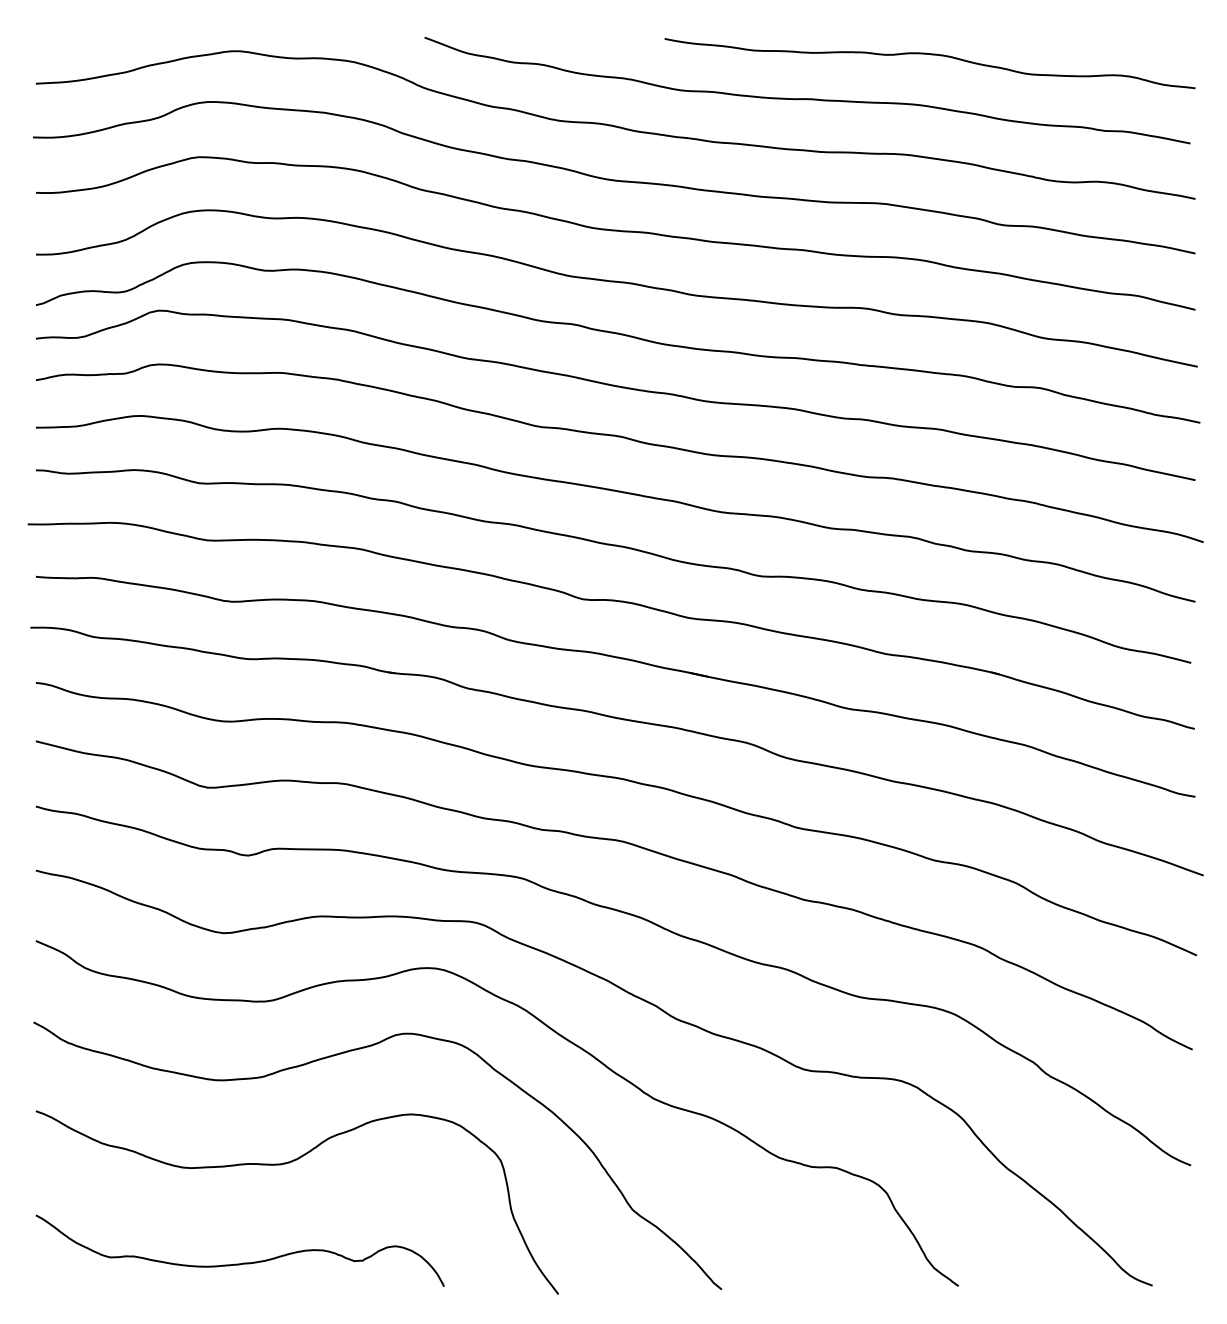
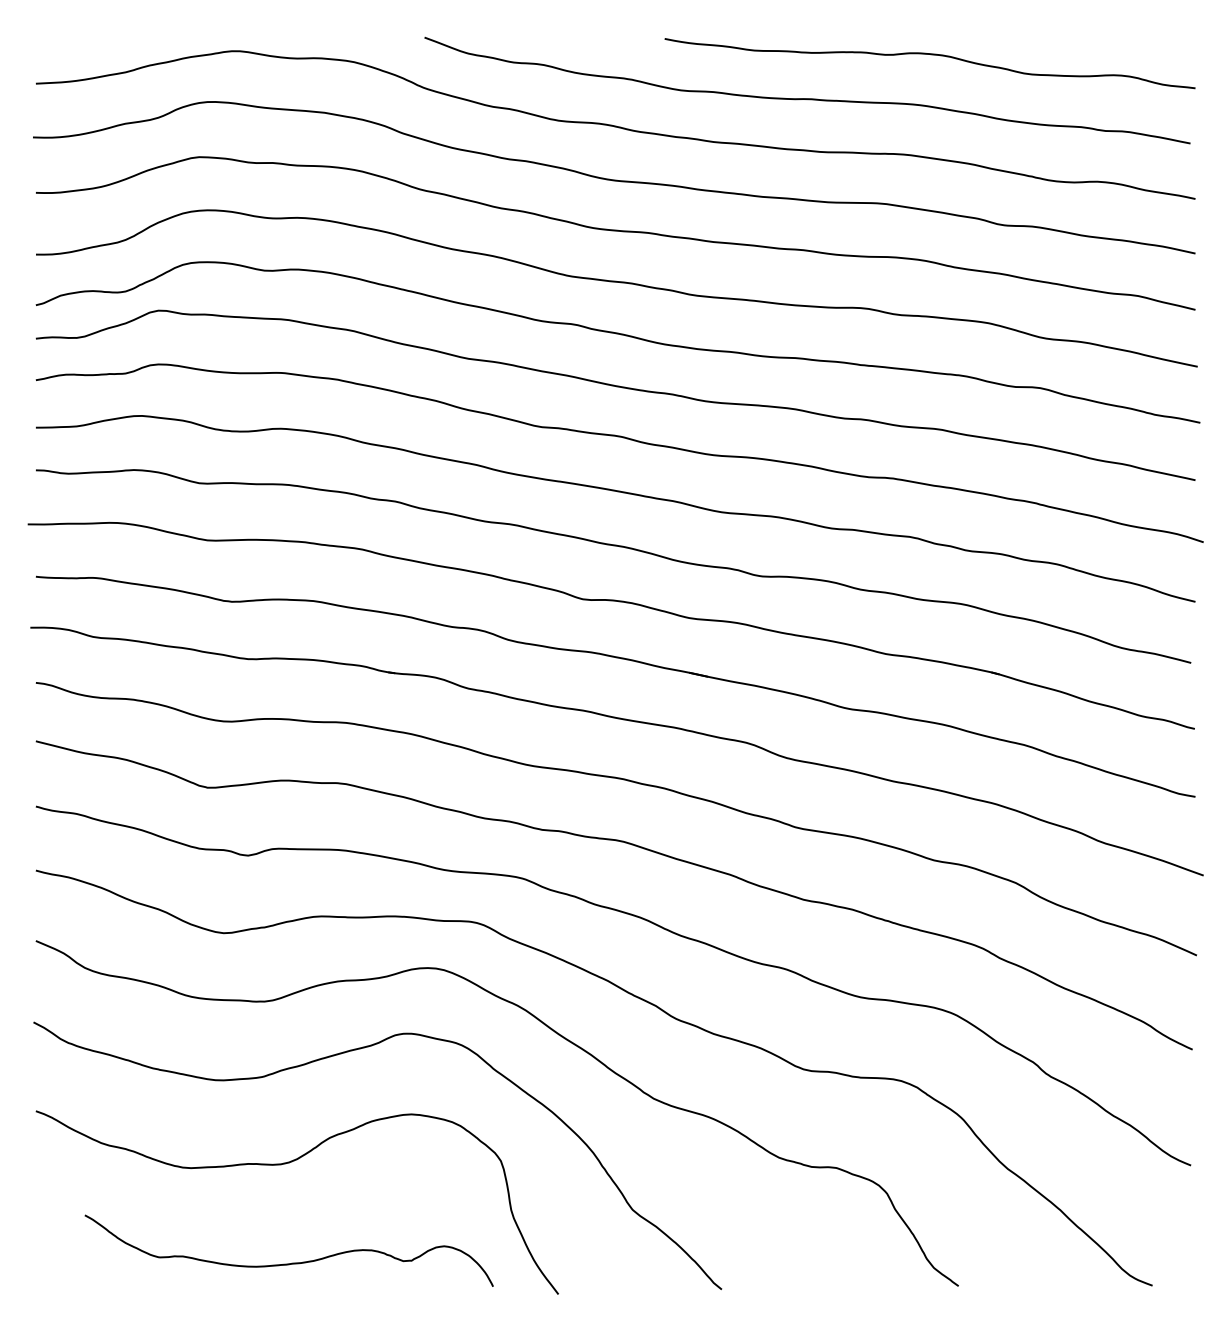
curve position: (243, 1262) -> (292, 1262) (292, 1262)
